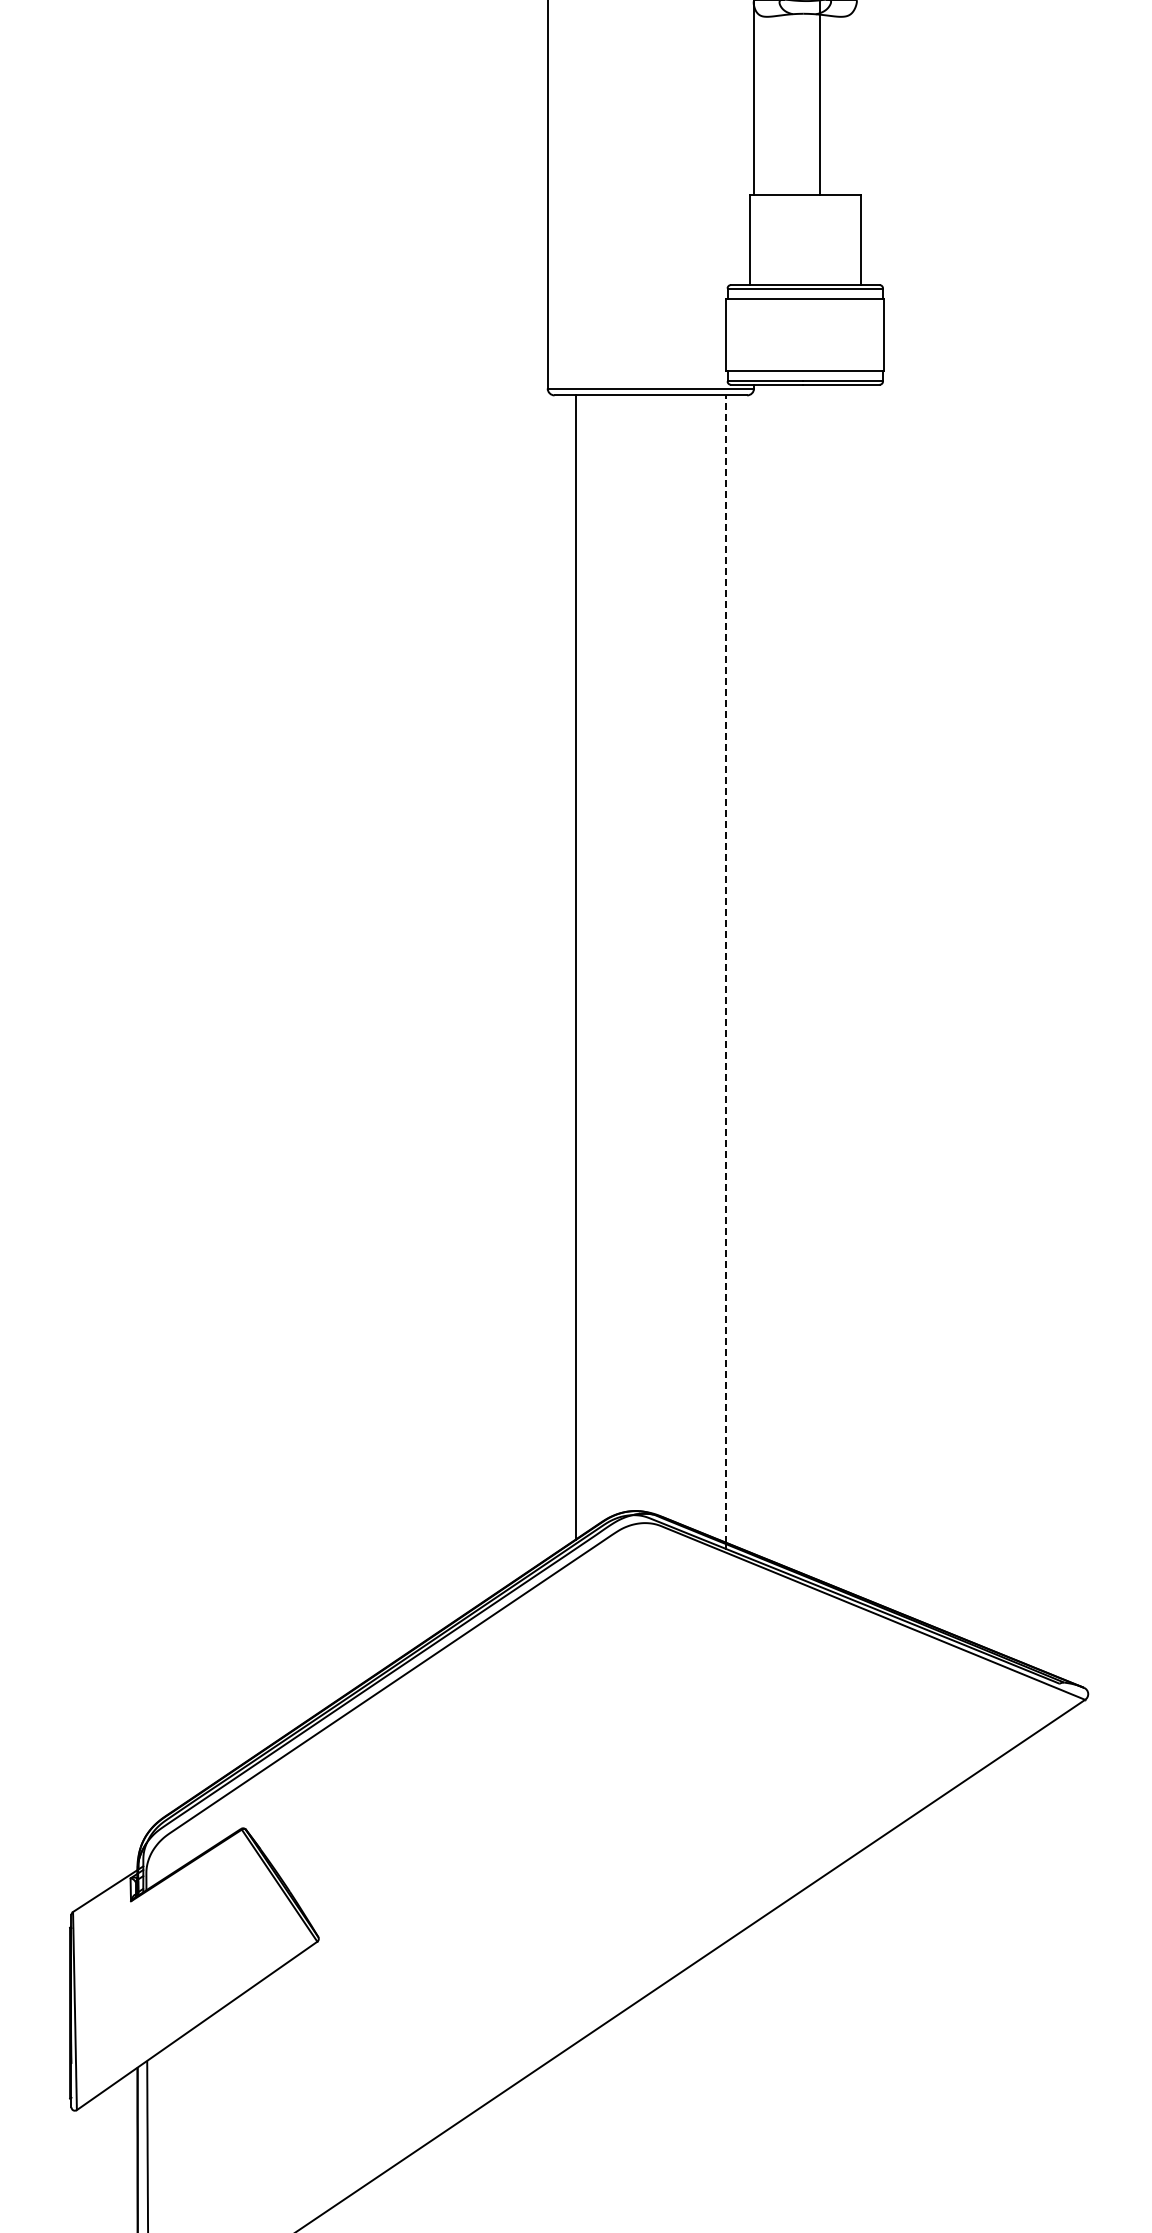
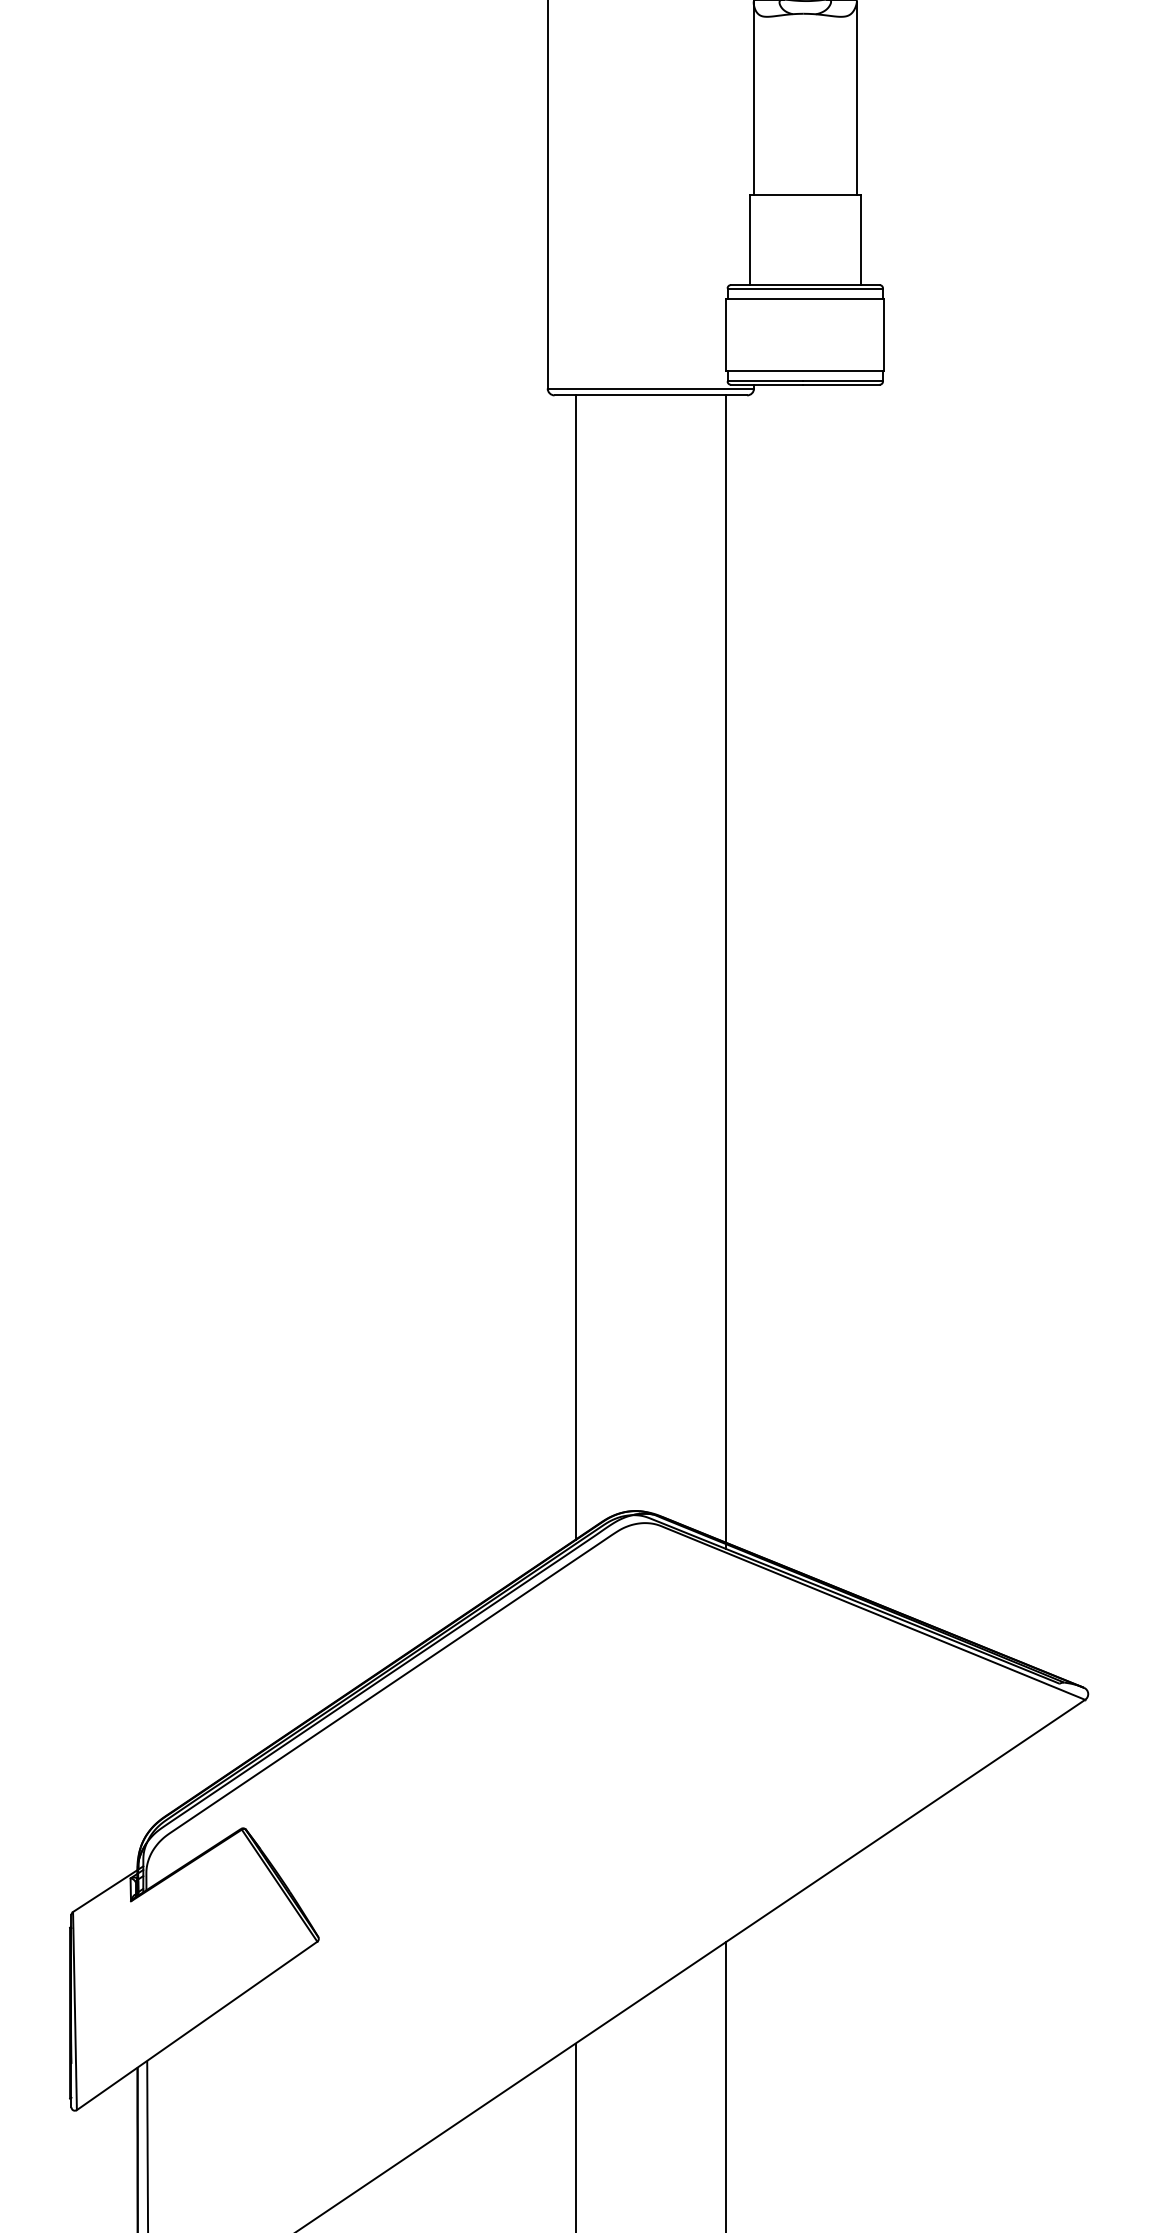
line position: (819, 98) -> (856, 98) (856, 98)
line: dashed -> solid (726, 969)
line: none -> present (726, 2085)
line: none -> present (575, 2136)
